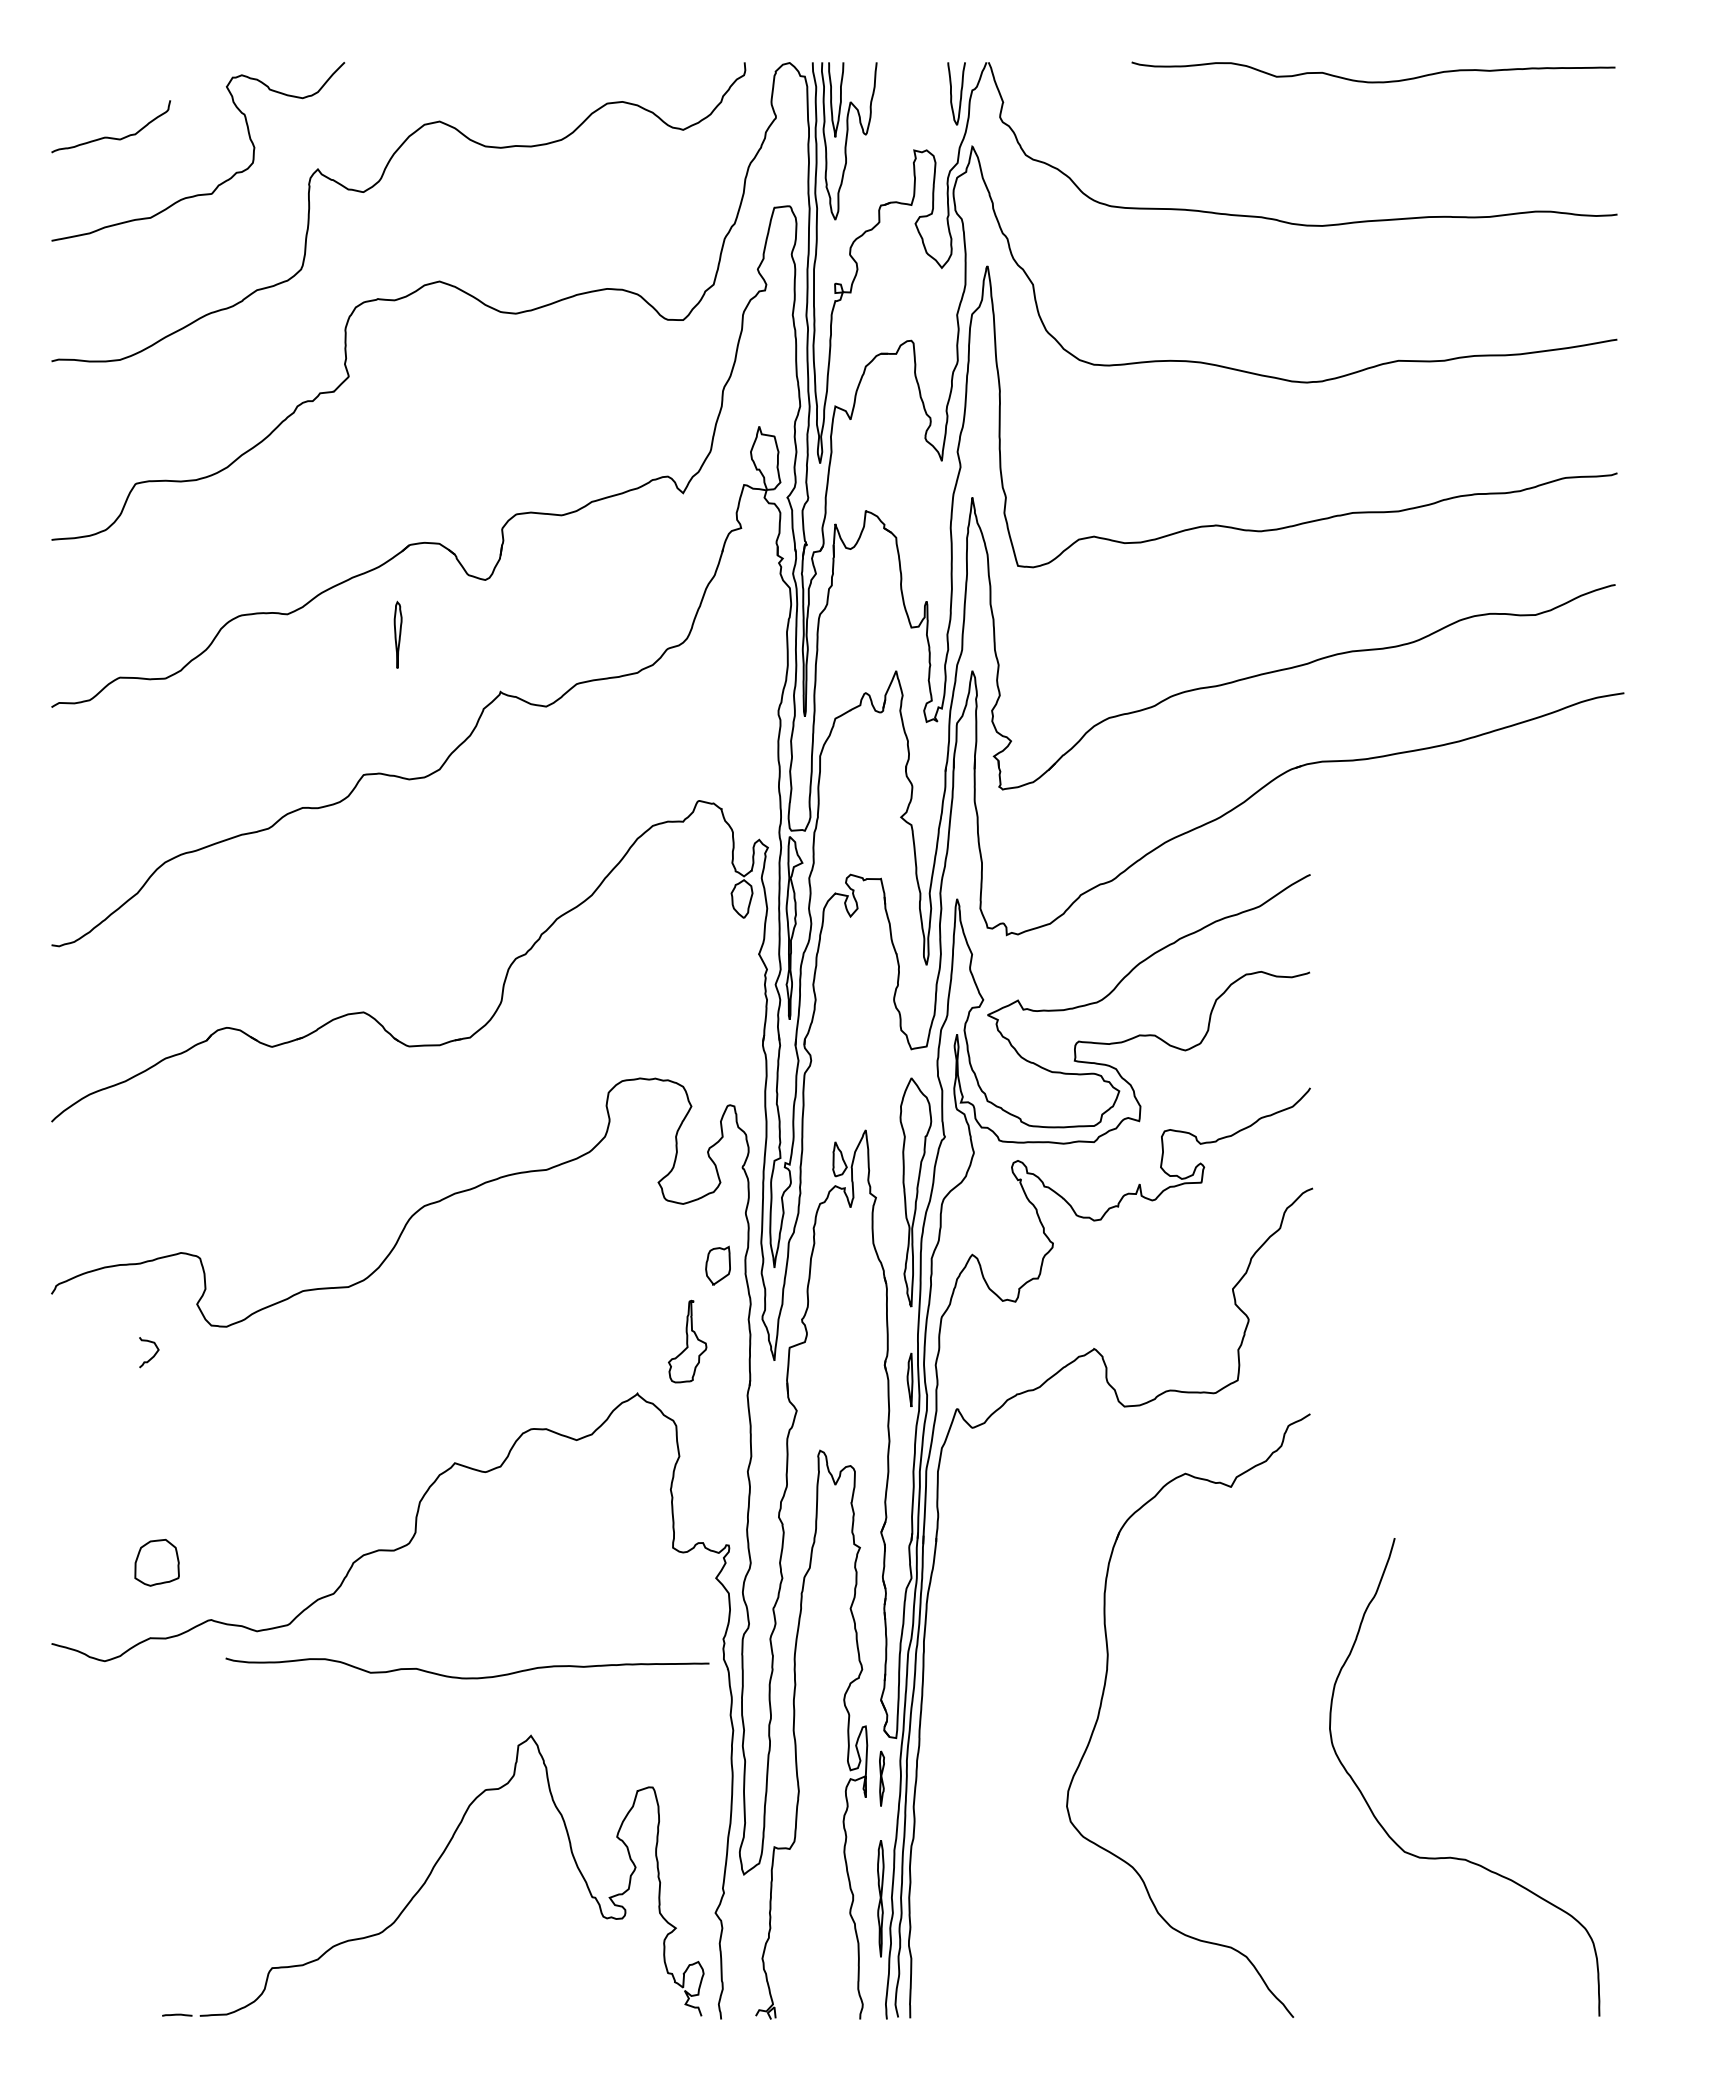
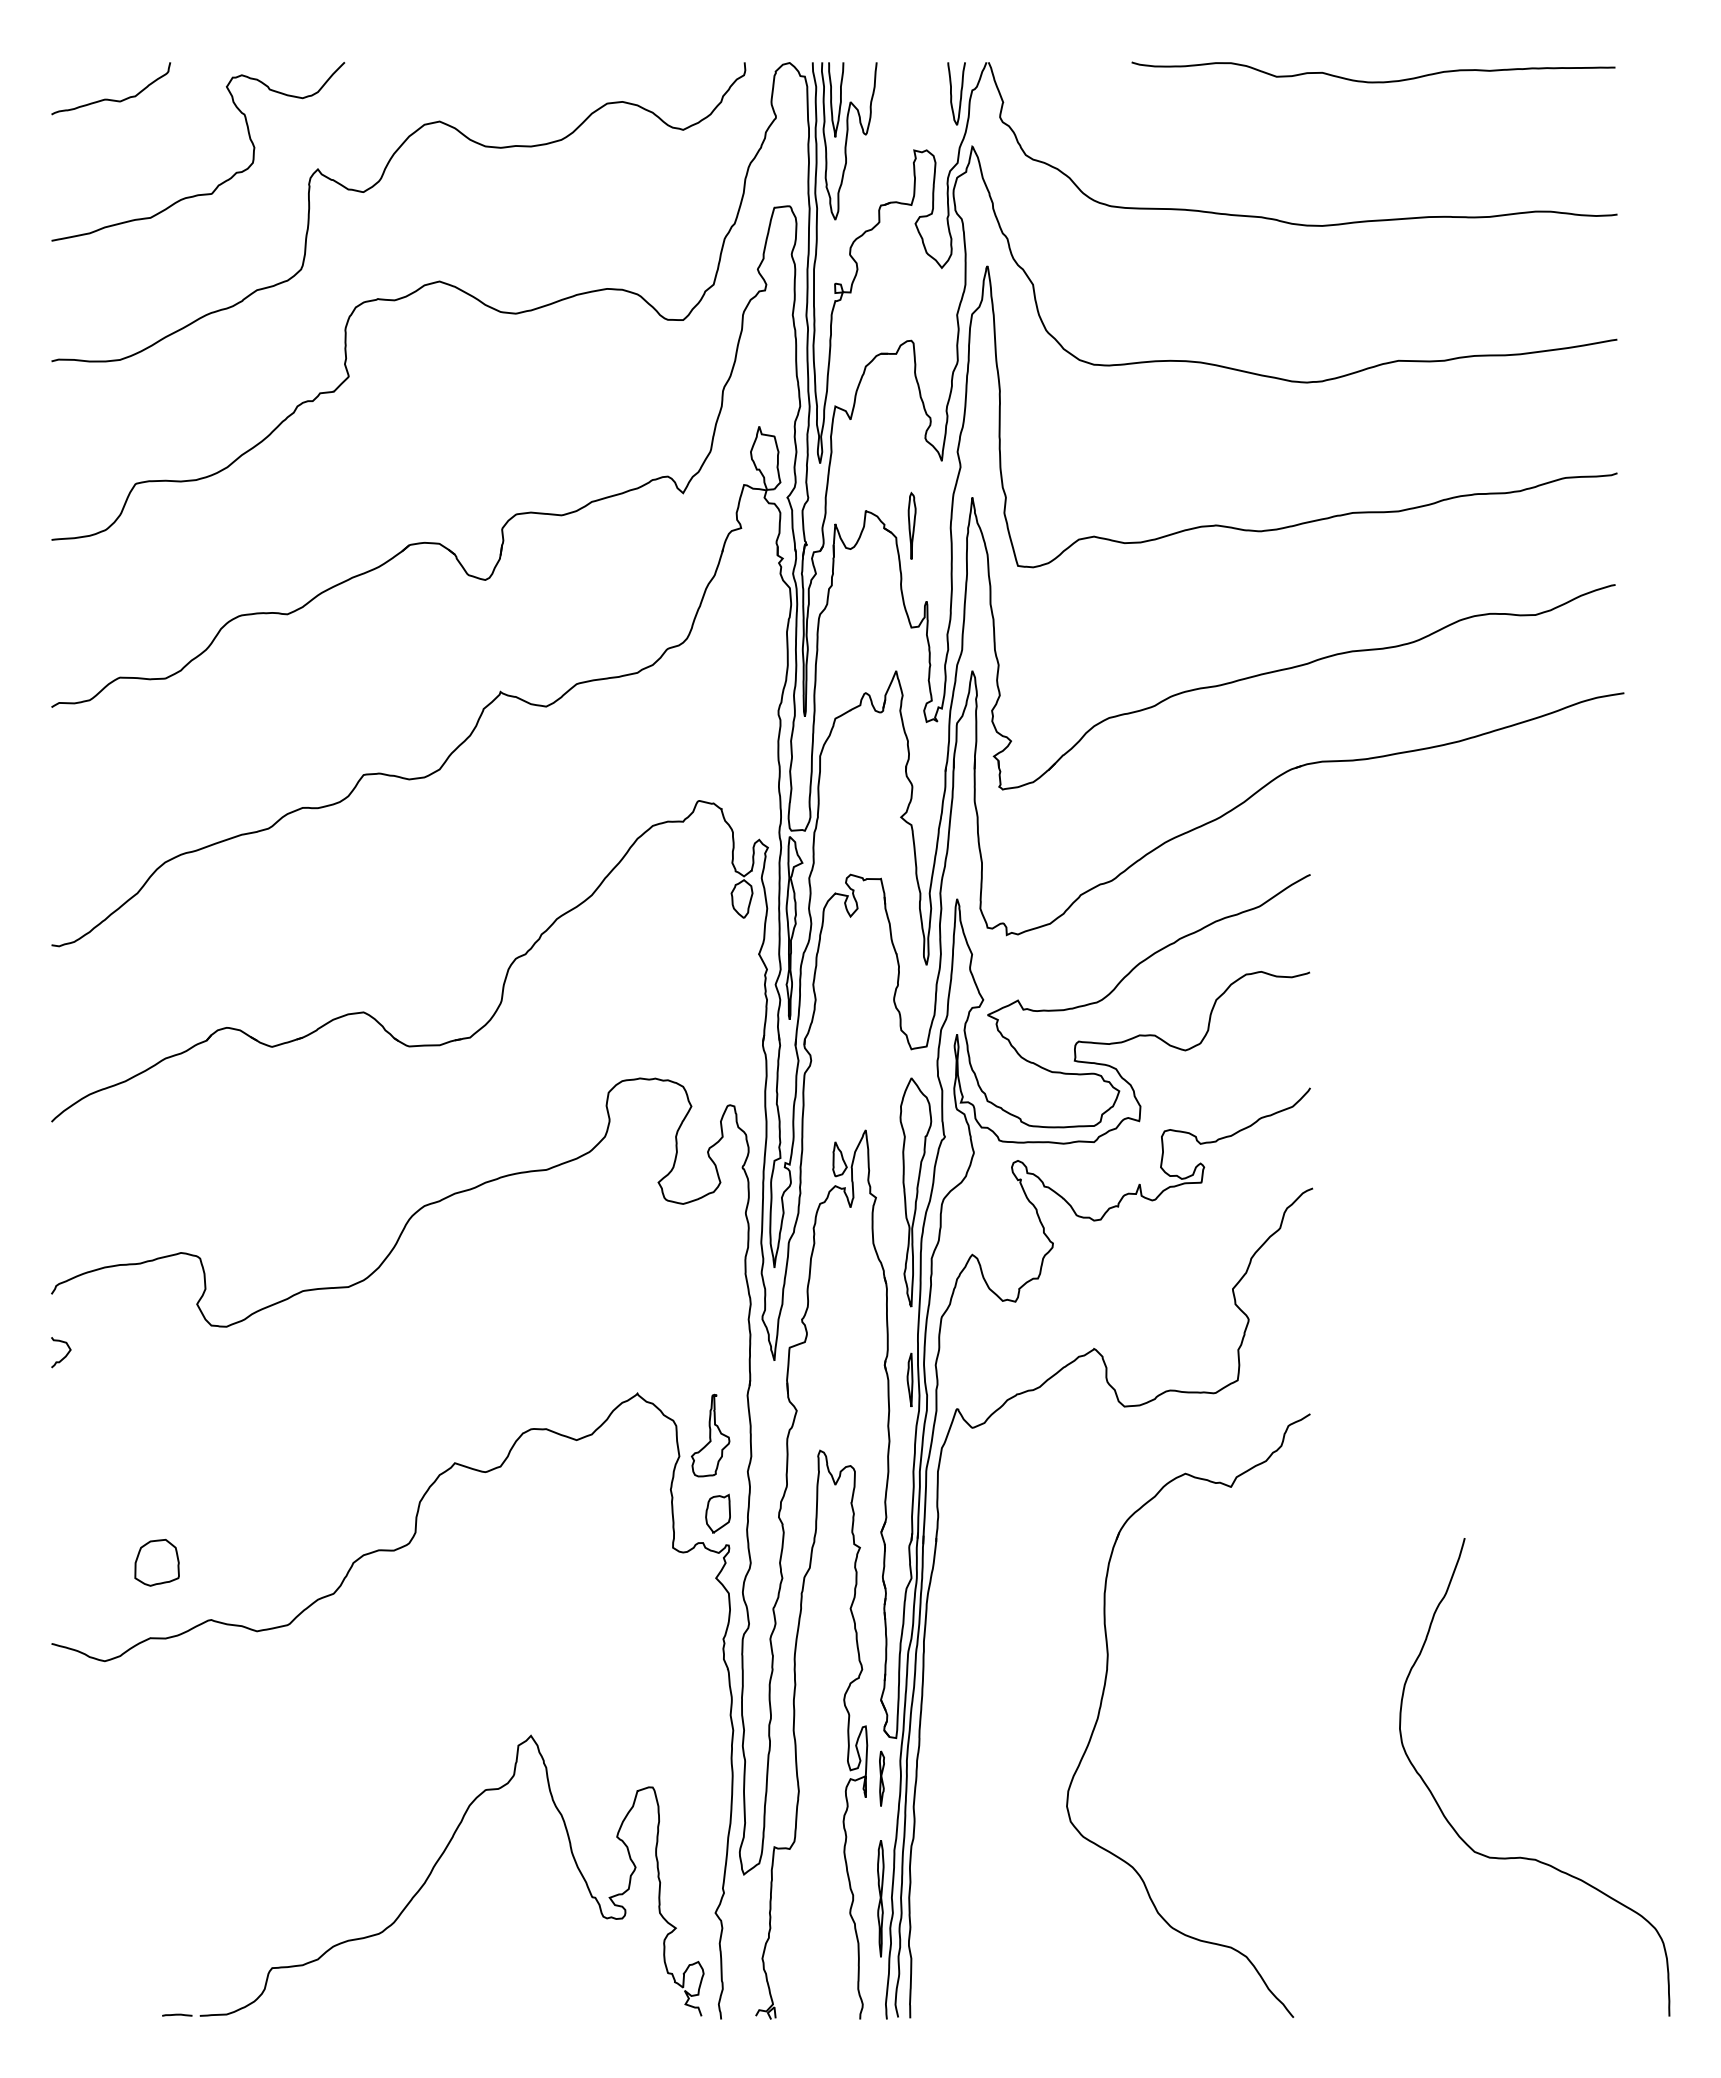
curve position: (107, 136) -> (107, 98) (107, 98)
part position: (397, 634) -> (911, 525) (911, 525)
part position: (717, 1265) -> (717, 1513) (717, 1513)
part position: (687, 1341) -> (710, 1435) (710, 1435)
curve position: (153, 1355) -> (65, 1355) (65, 1355)
curve: present -> none (467, 1677)
curve position: (1450, 1856) -> (1520, 1856) (1520, 1856)
